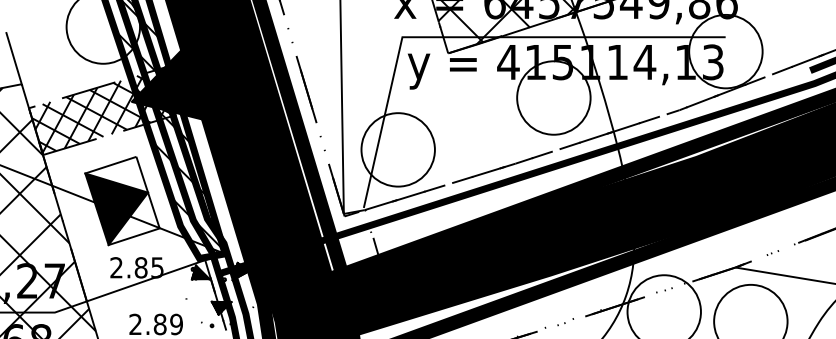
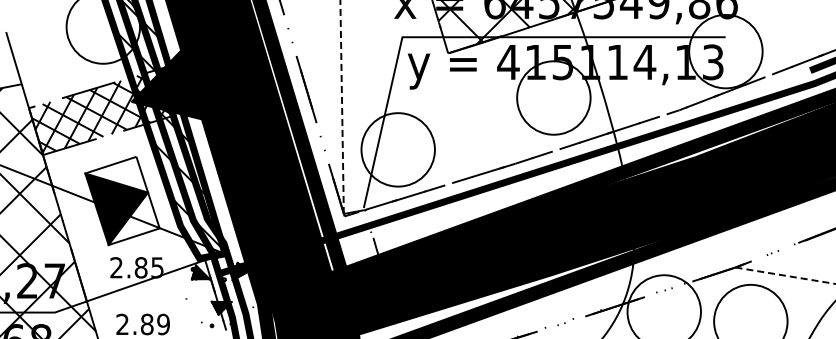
line: solid -> dashed (342, 107)
line: solid -> dashed (785, 275)
text position: (155, 324) -> (142, 324) (142, 324)
